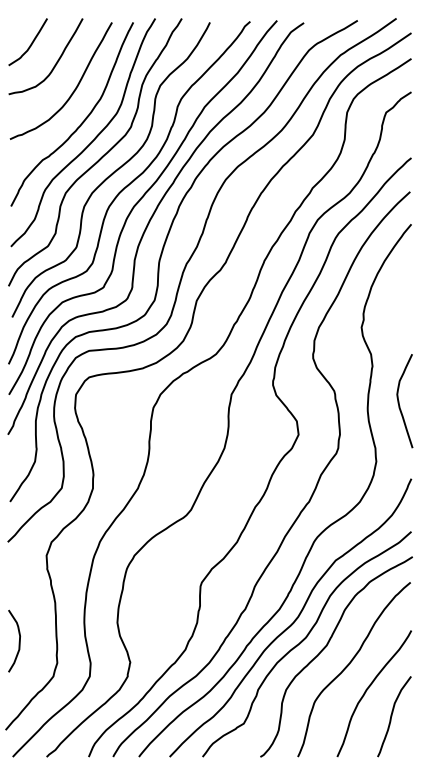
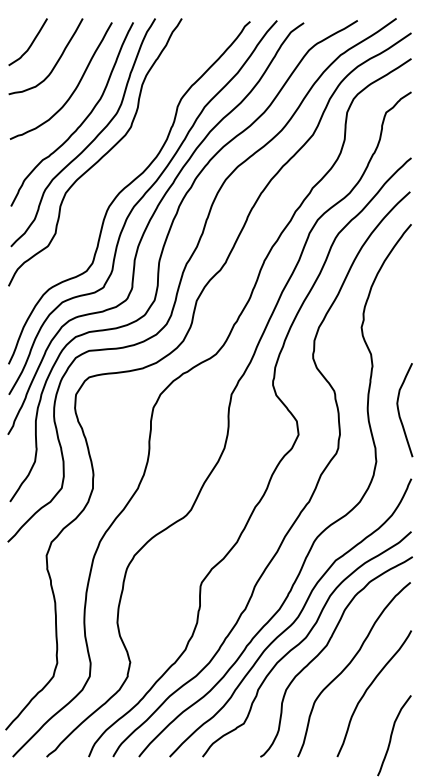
curve: present -> none (113, 171)
curve position: (399, 401) -> (399, 410) (399, 410)
curve: present -> none (18, 642)
curve position: (392, 716) -> (392, 735) (392, 735)
